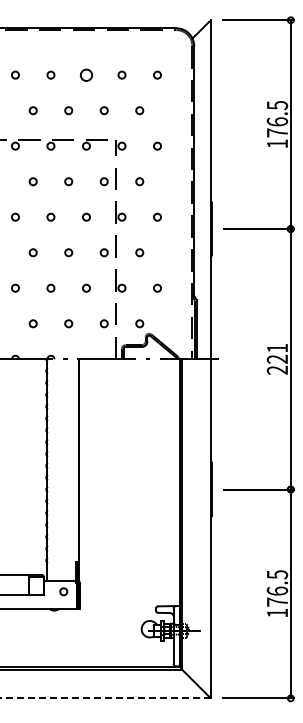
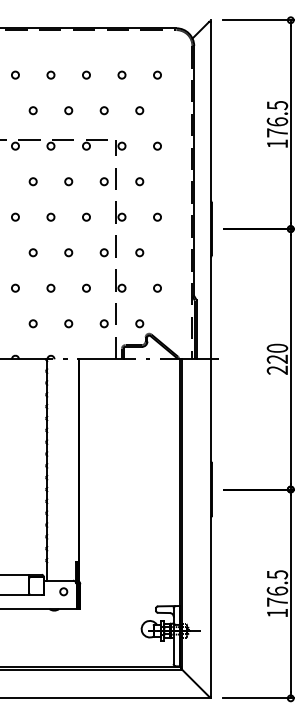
circle size: 14x14 px -> 9x10 px (86, 74)
text: 221 -> 220 (277, 347)
line: dashed -> solid (105, 698)
